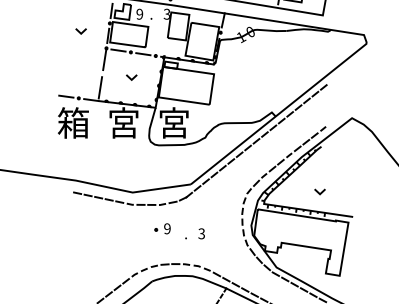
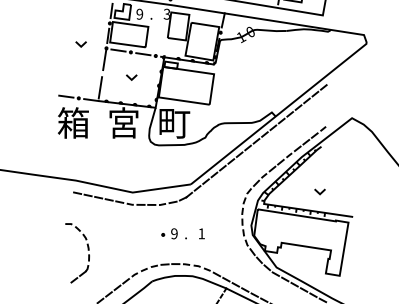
line position: (80, 31) -> (80, 44) (80, 44)
text: 宮 -> 町 (174, 122)
part position: (162, 228) -> (169, 233) (169, 233)
text: 3 -> 1 (201, 233)
part: none -> present (87, 250)
